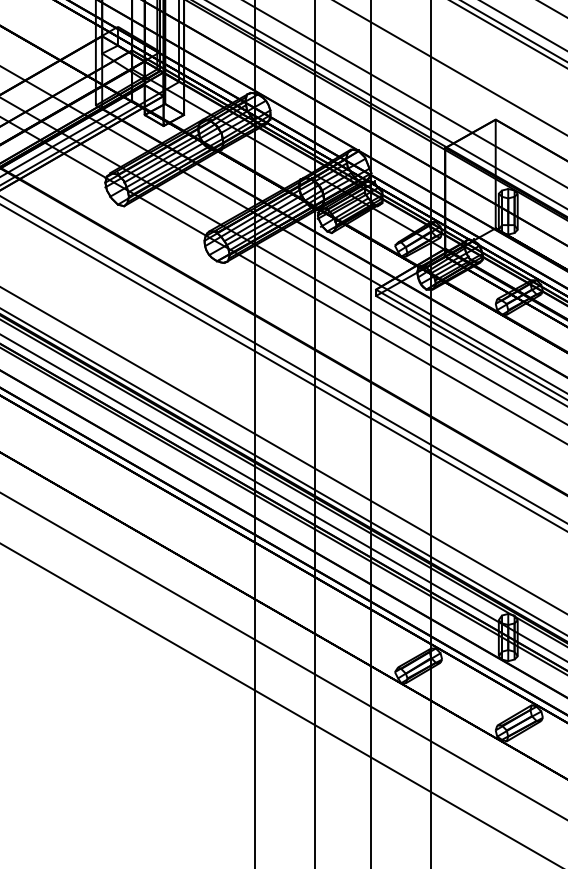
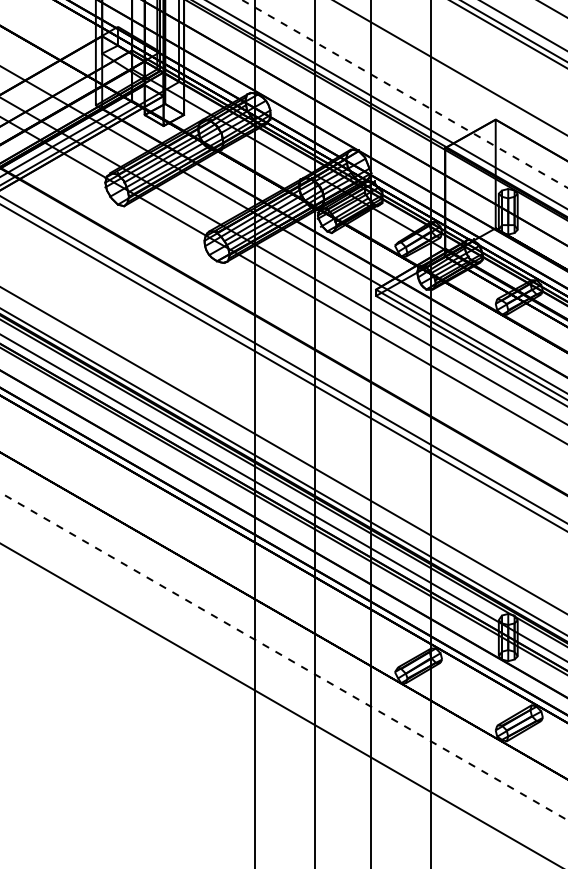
line: solid -> dashed (405, 94)
line: solid -> dashed (283, 656)
